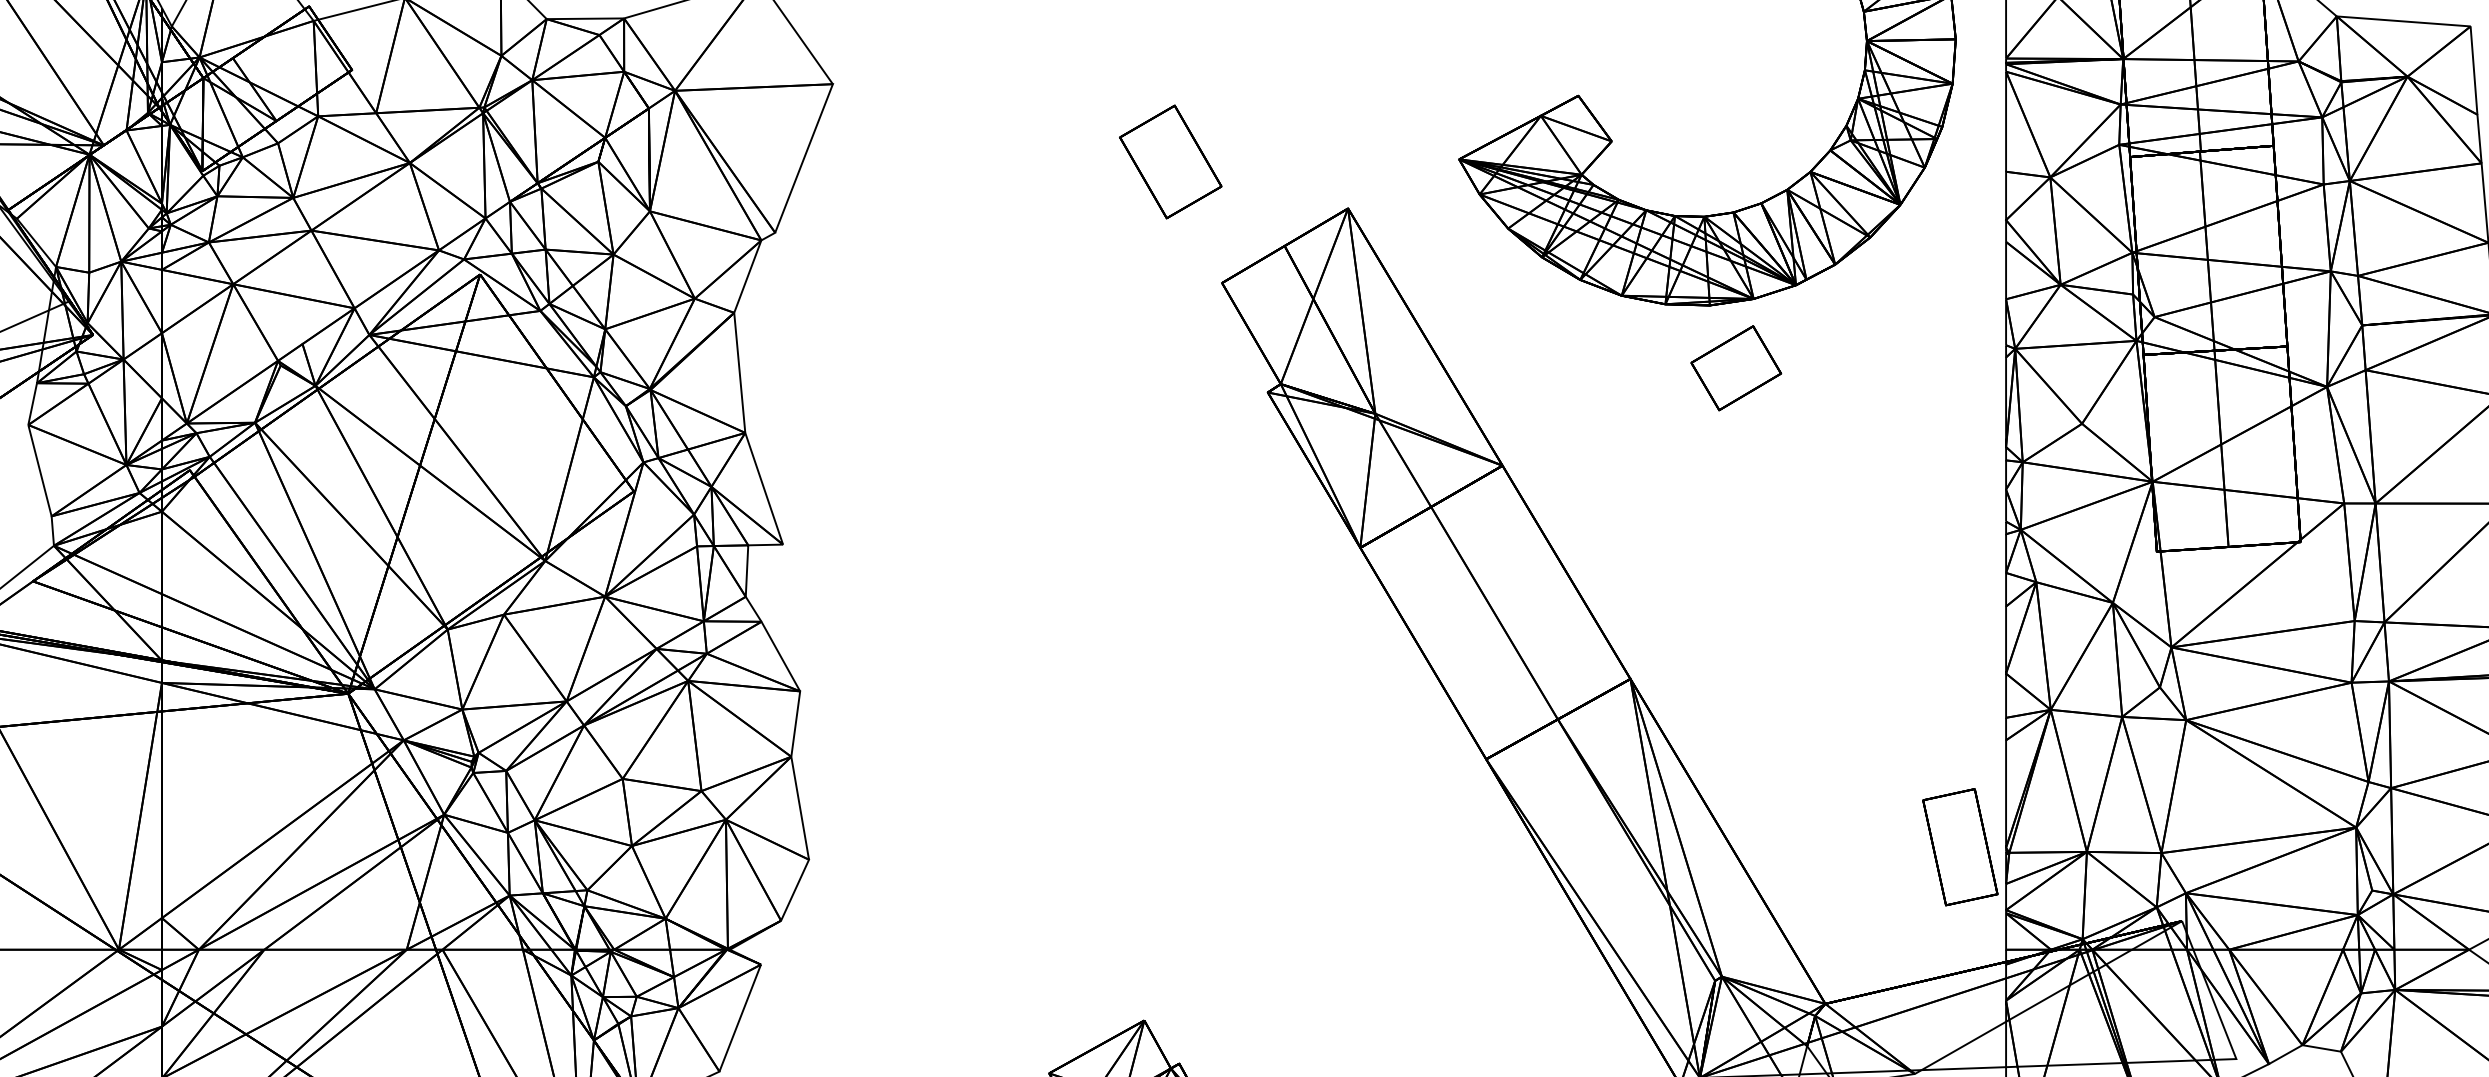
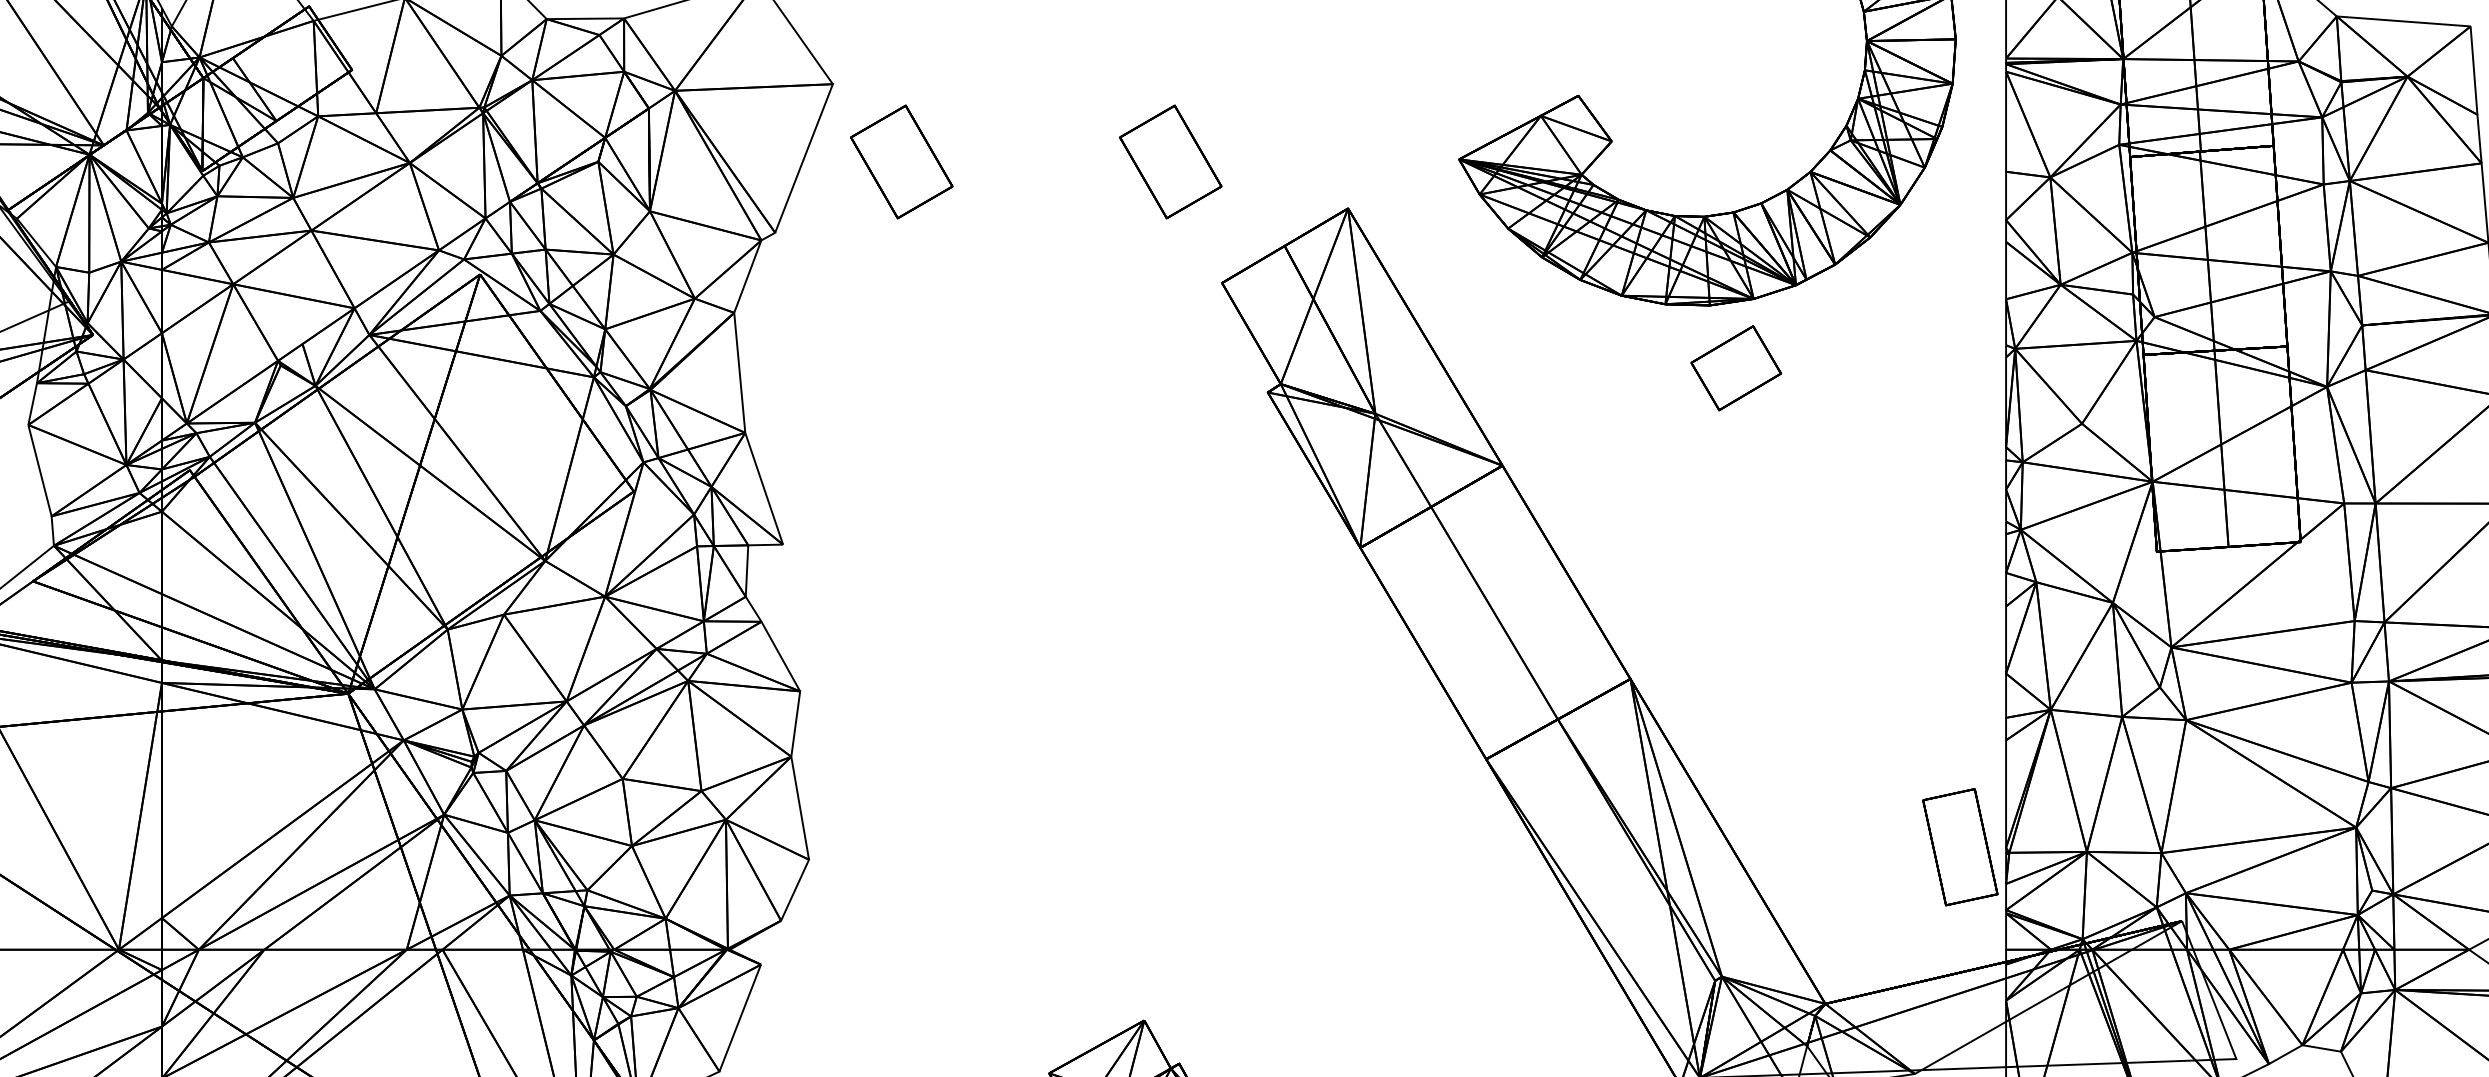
part: none -> present (901, 161)
